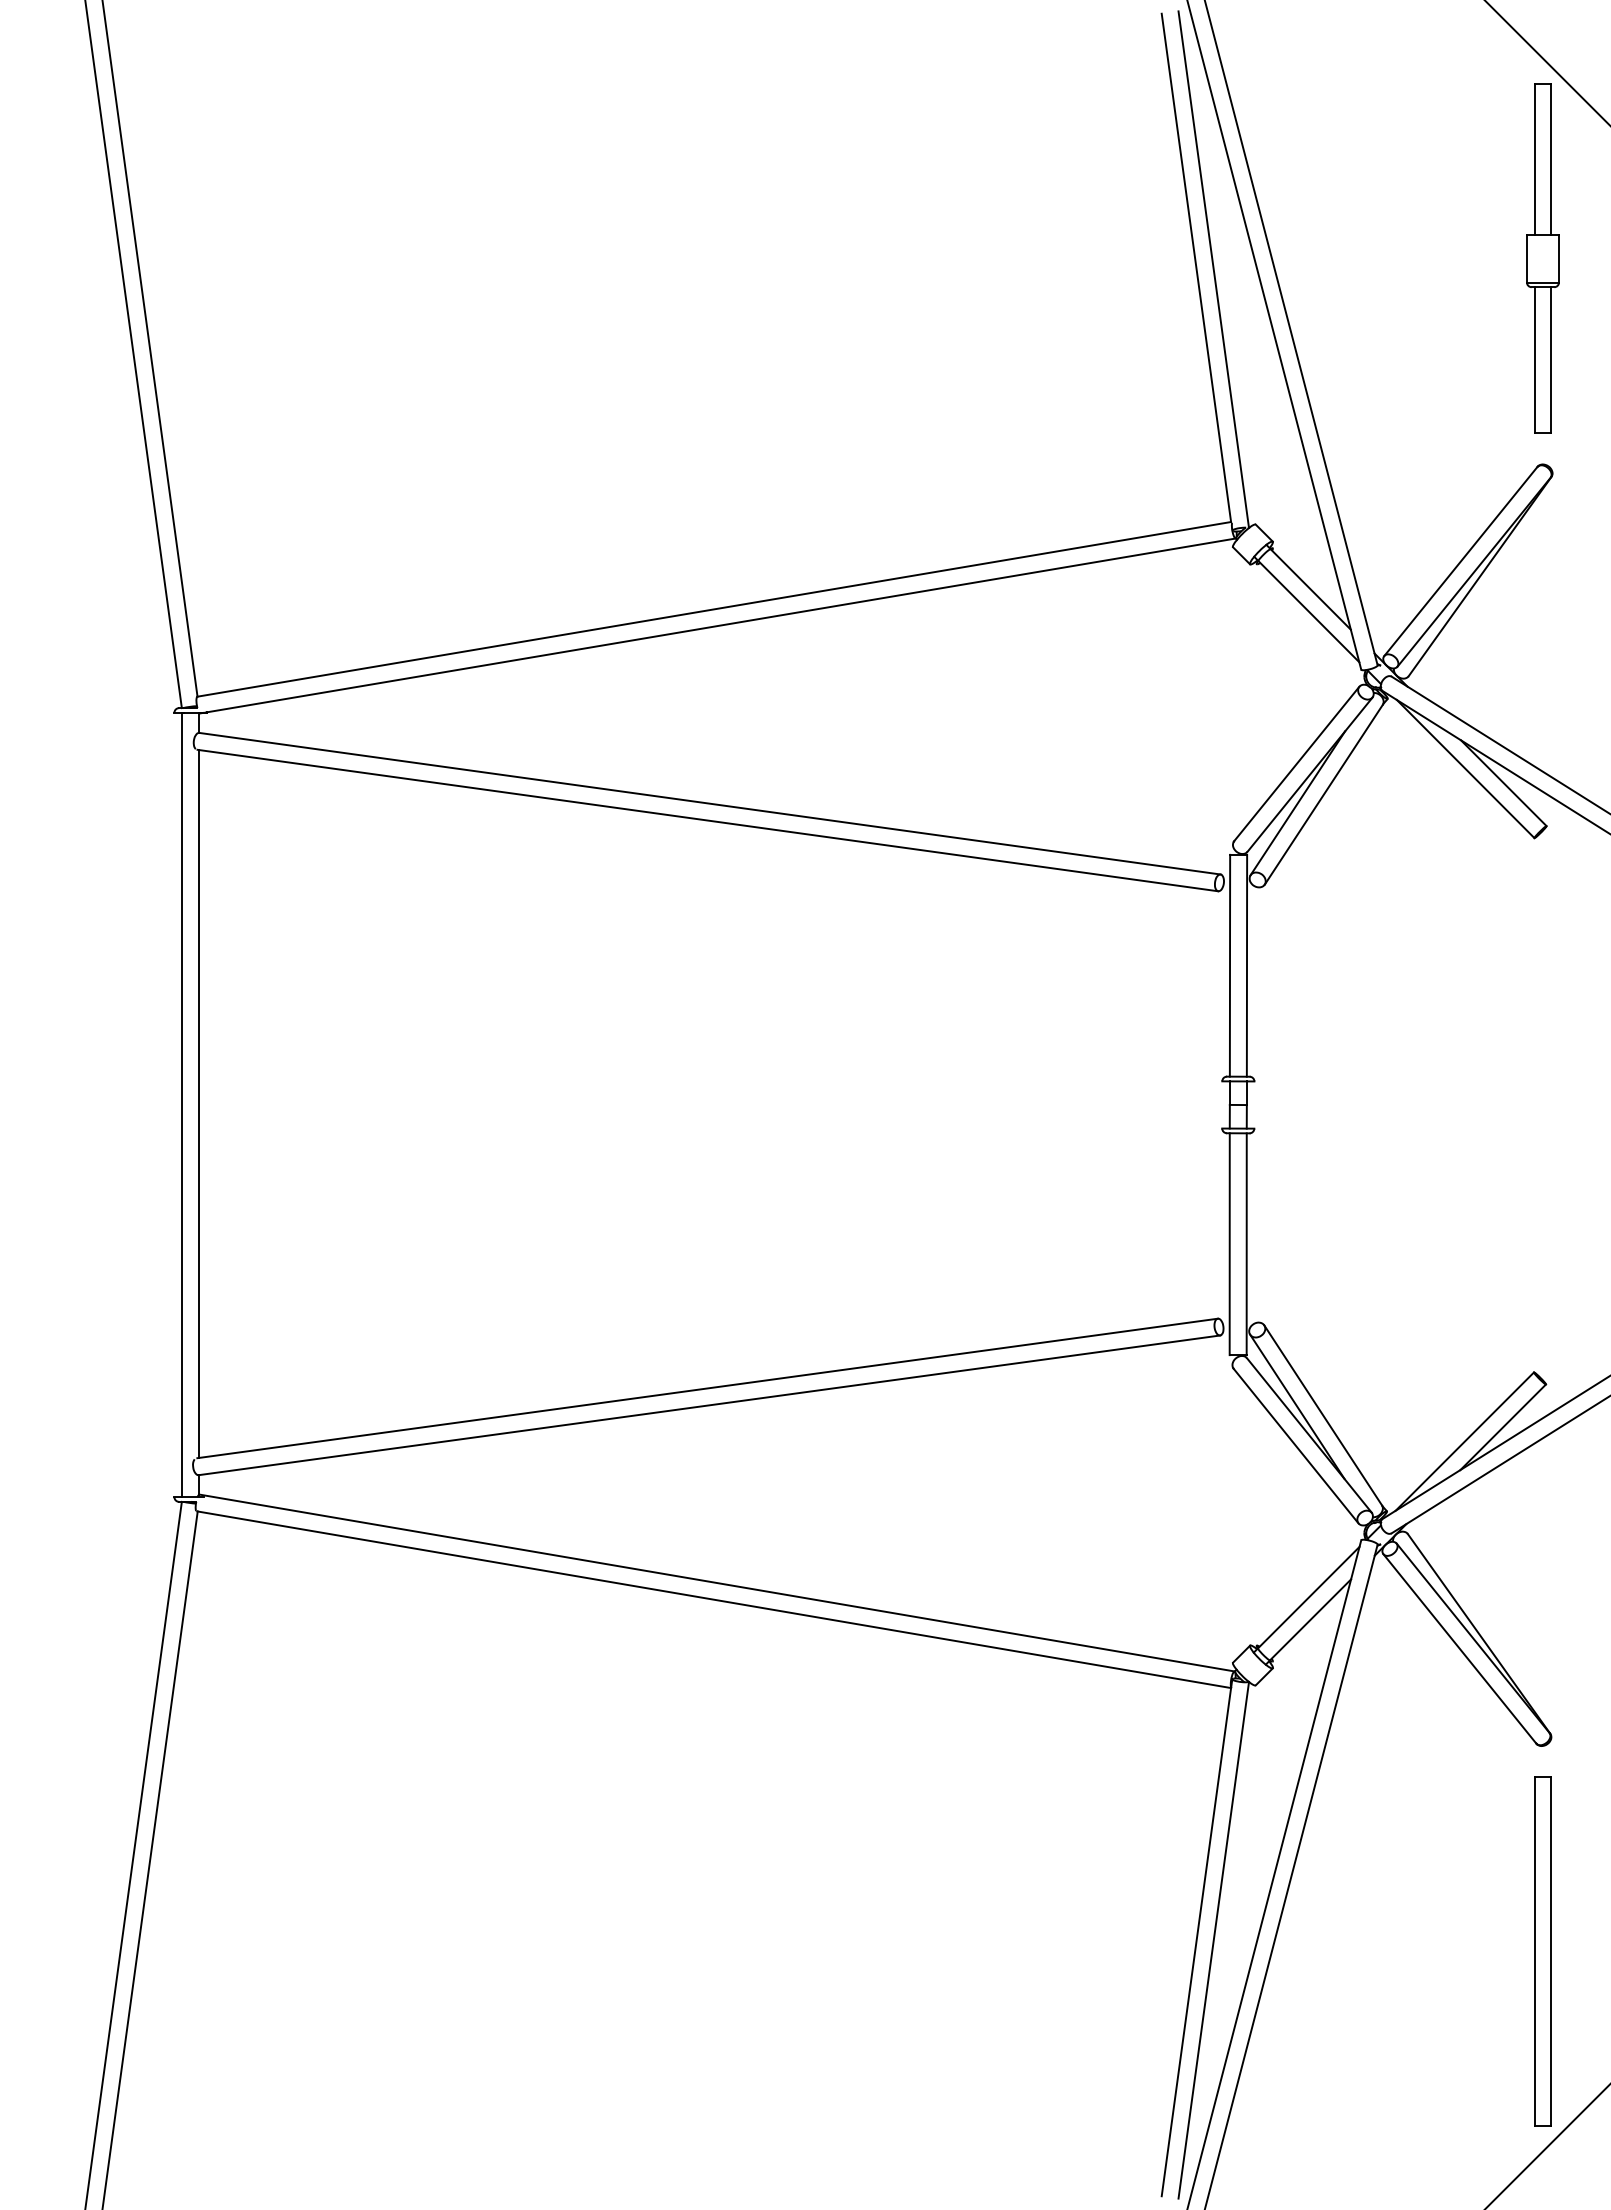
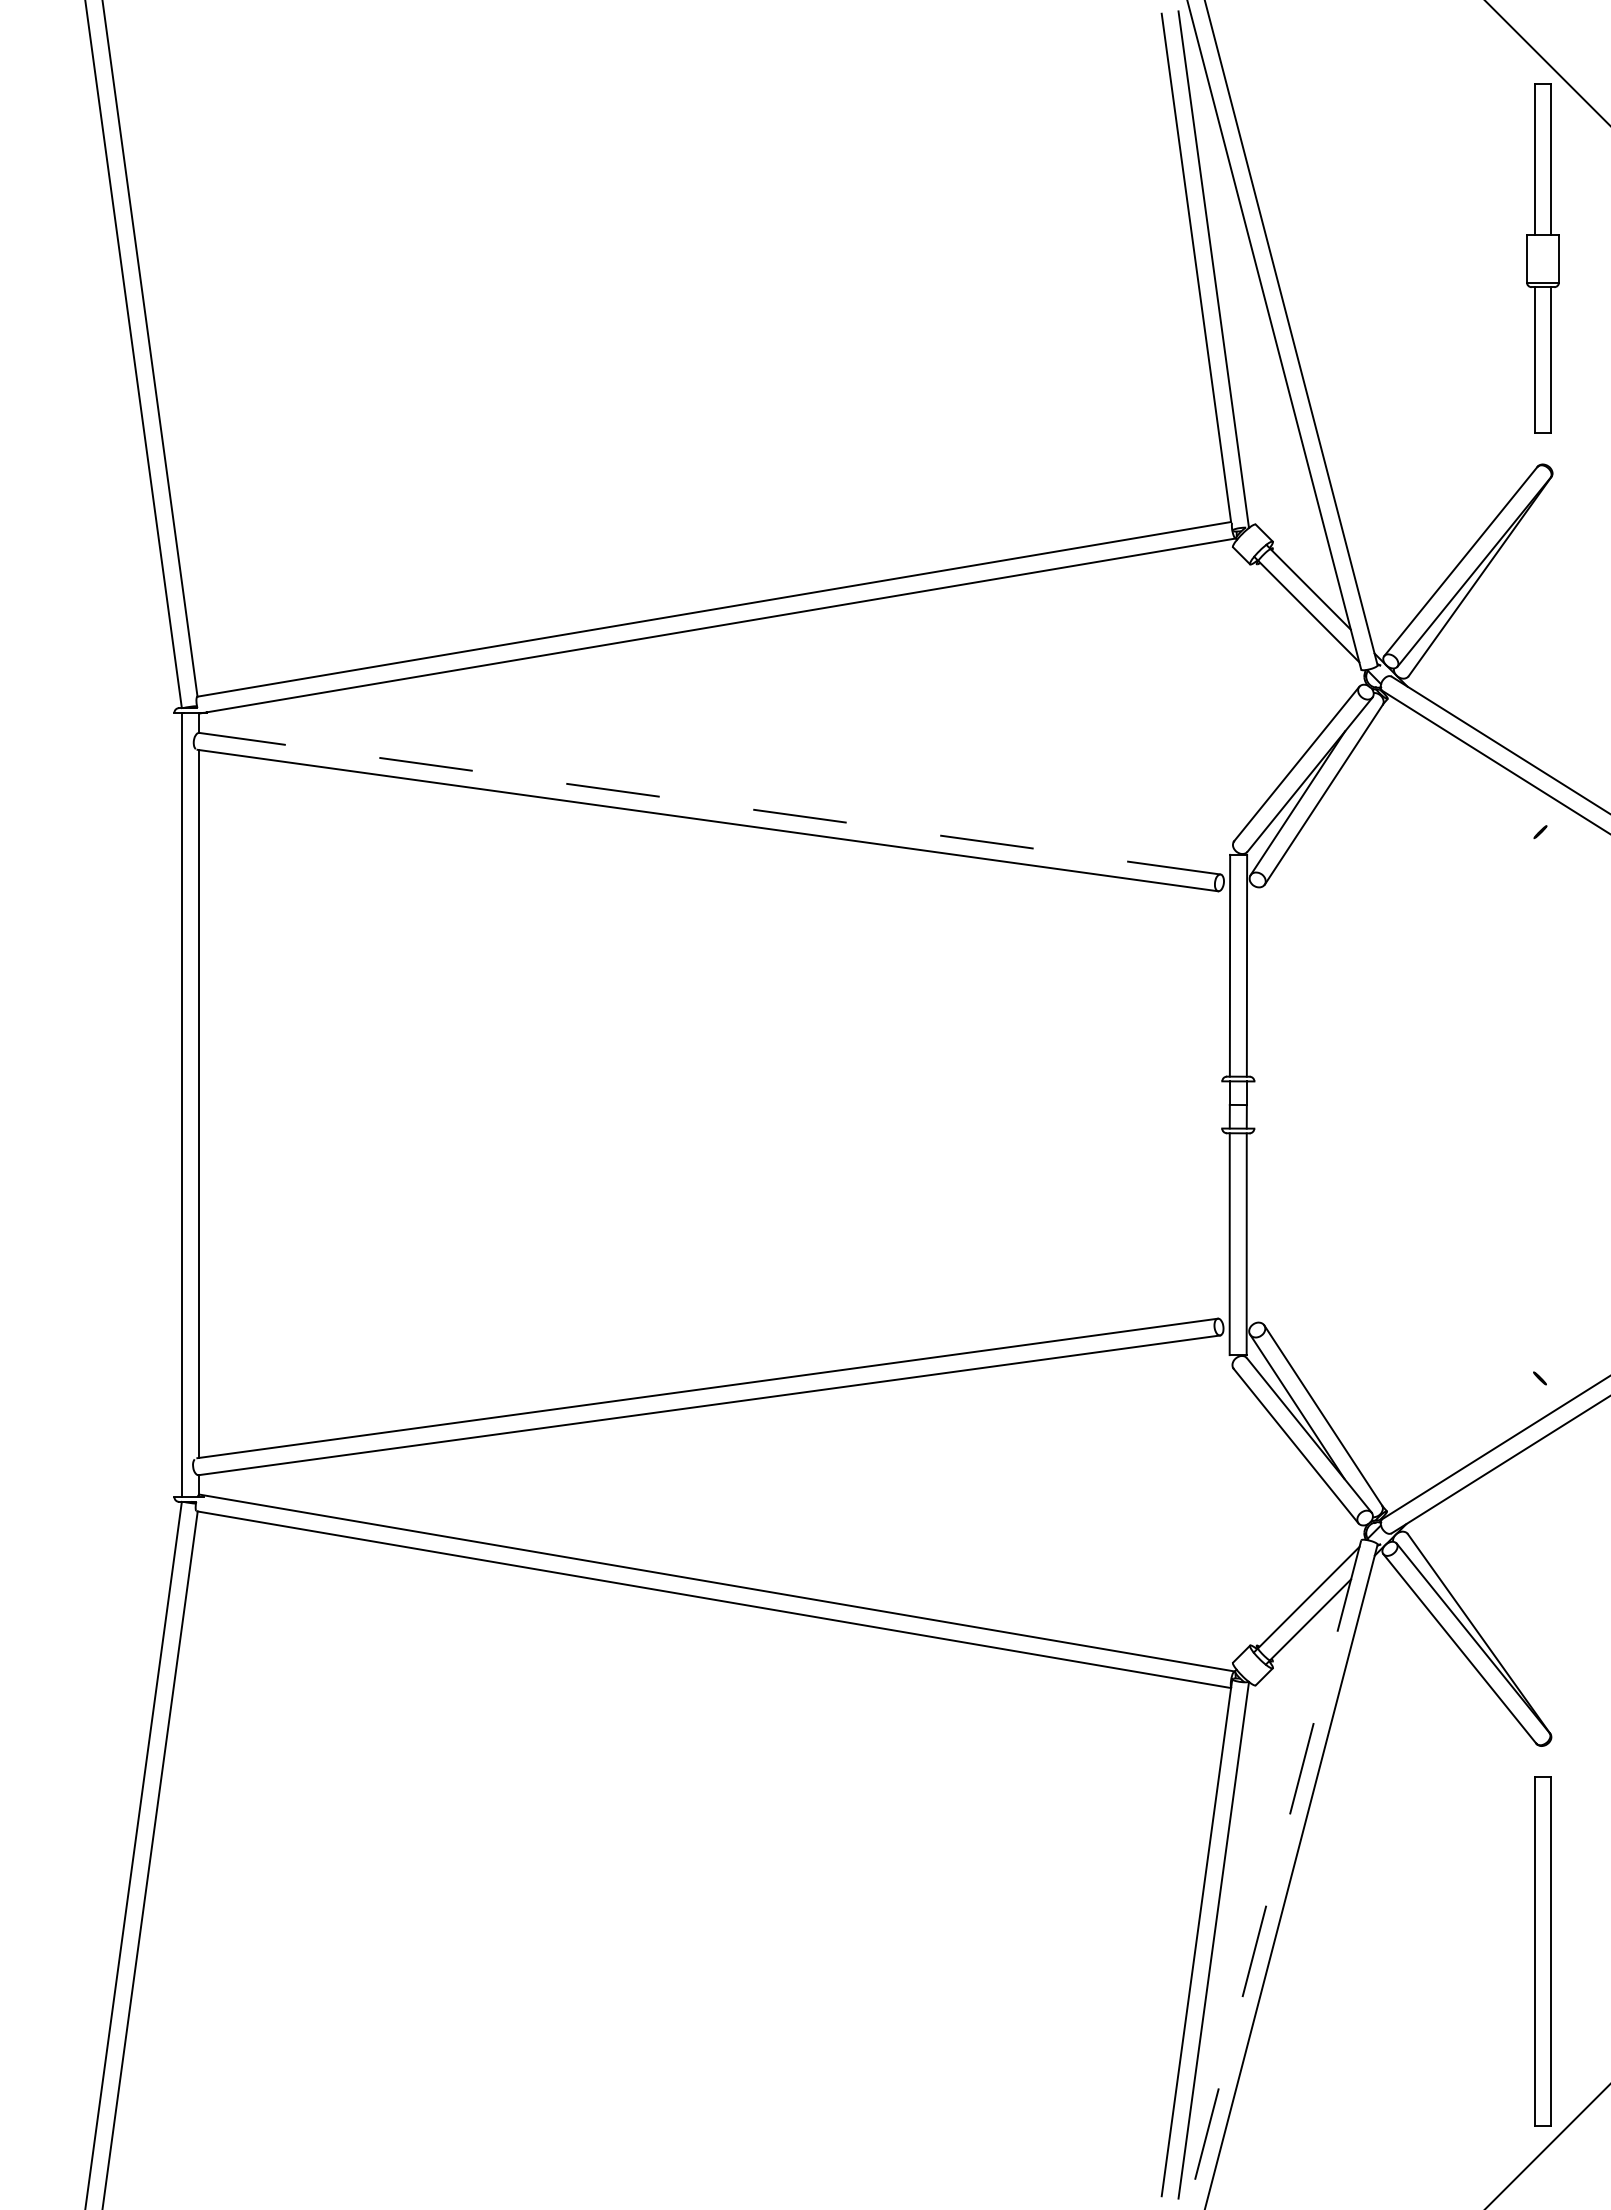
line: present -> none (1465, 768)
line: present -> none (1503, 783)
line: solid -> dashed (709, 803)
line: present -> none (1503, 1427)
line: present -> none (1464, 1441)
line: solid -> dashed (1274, 1874)
